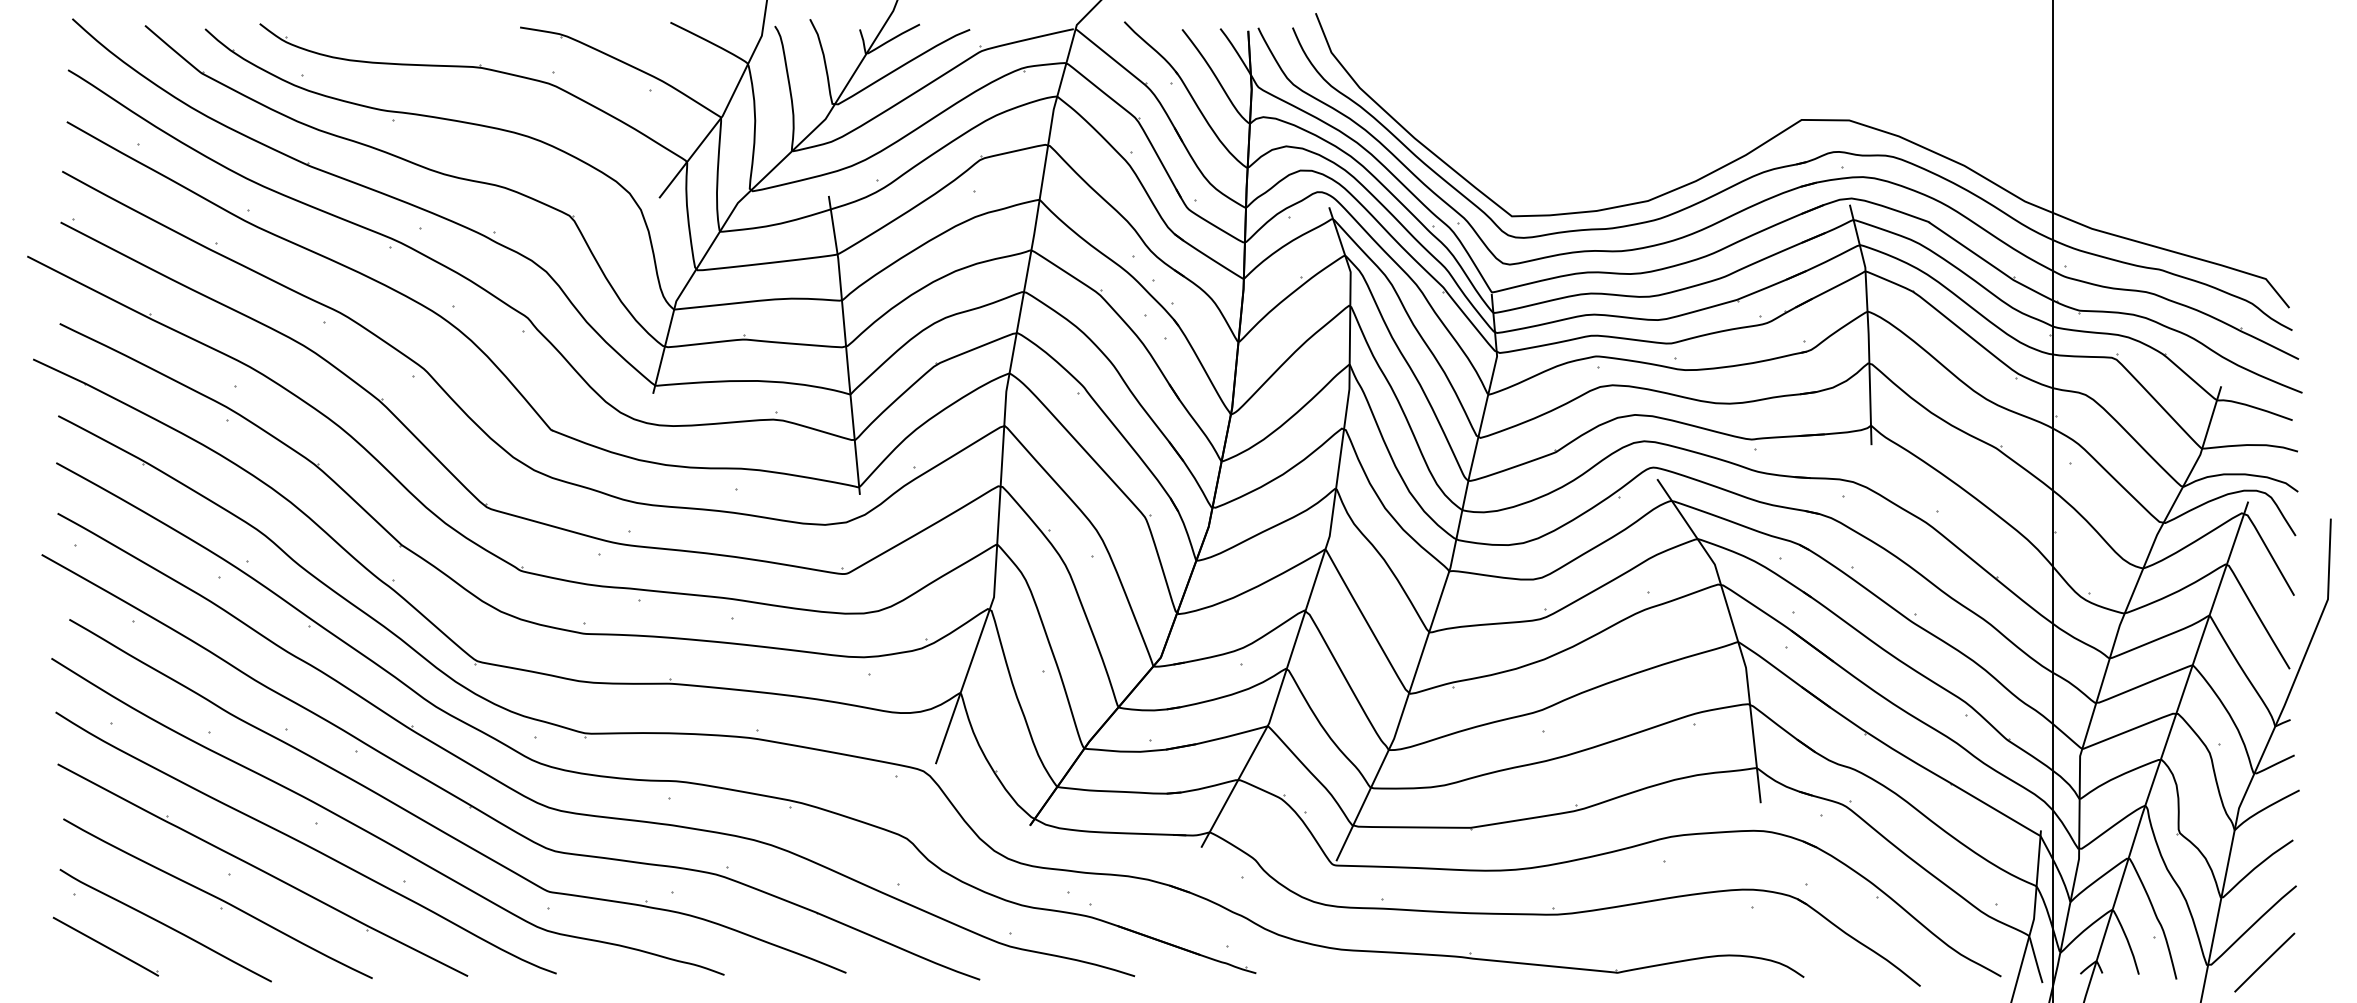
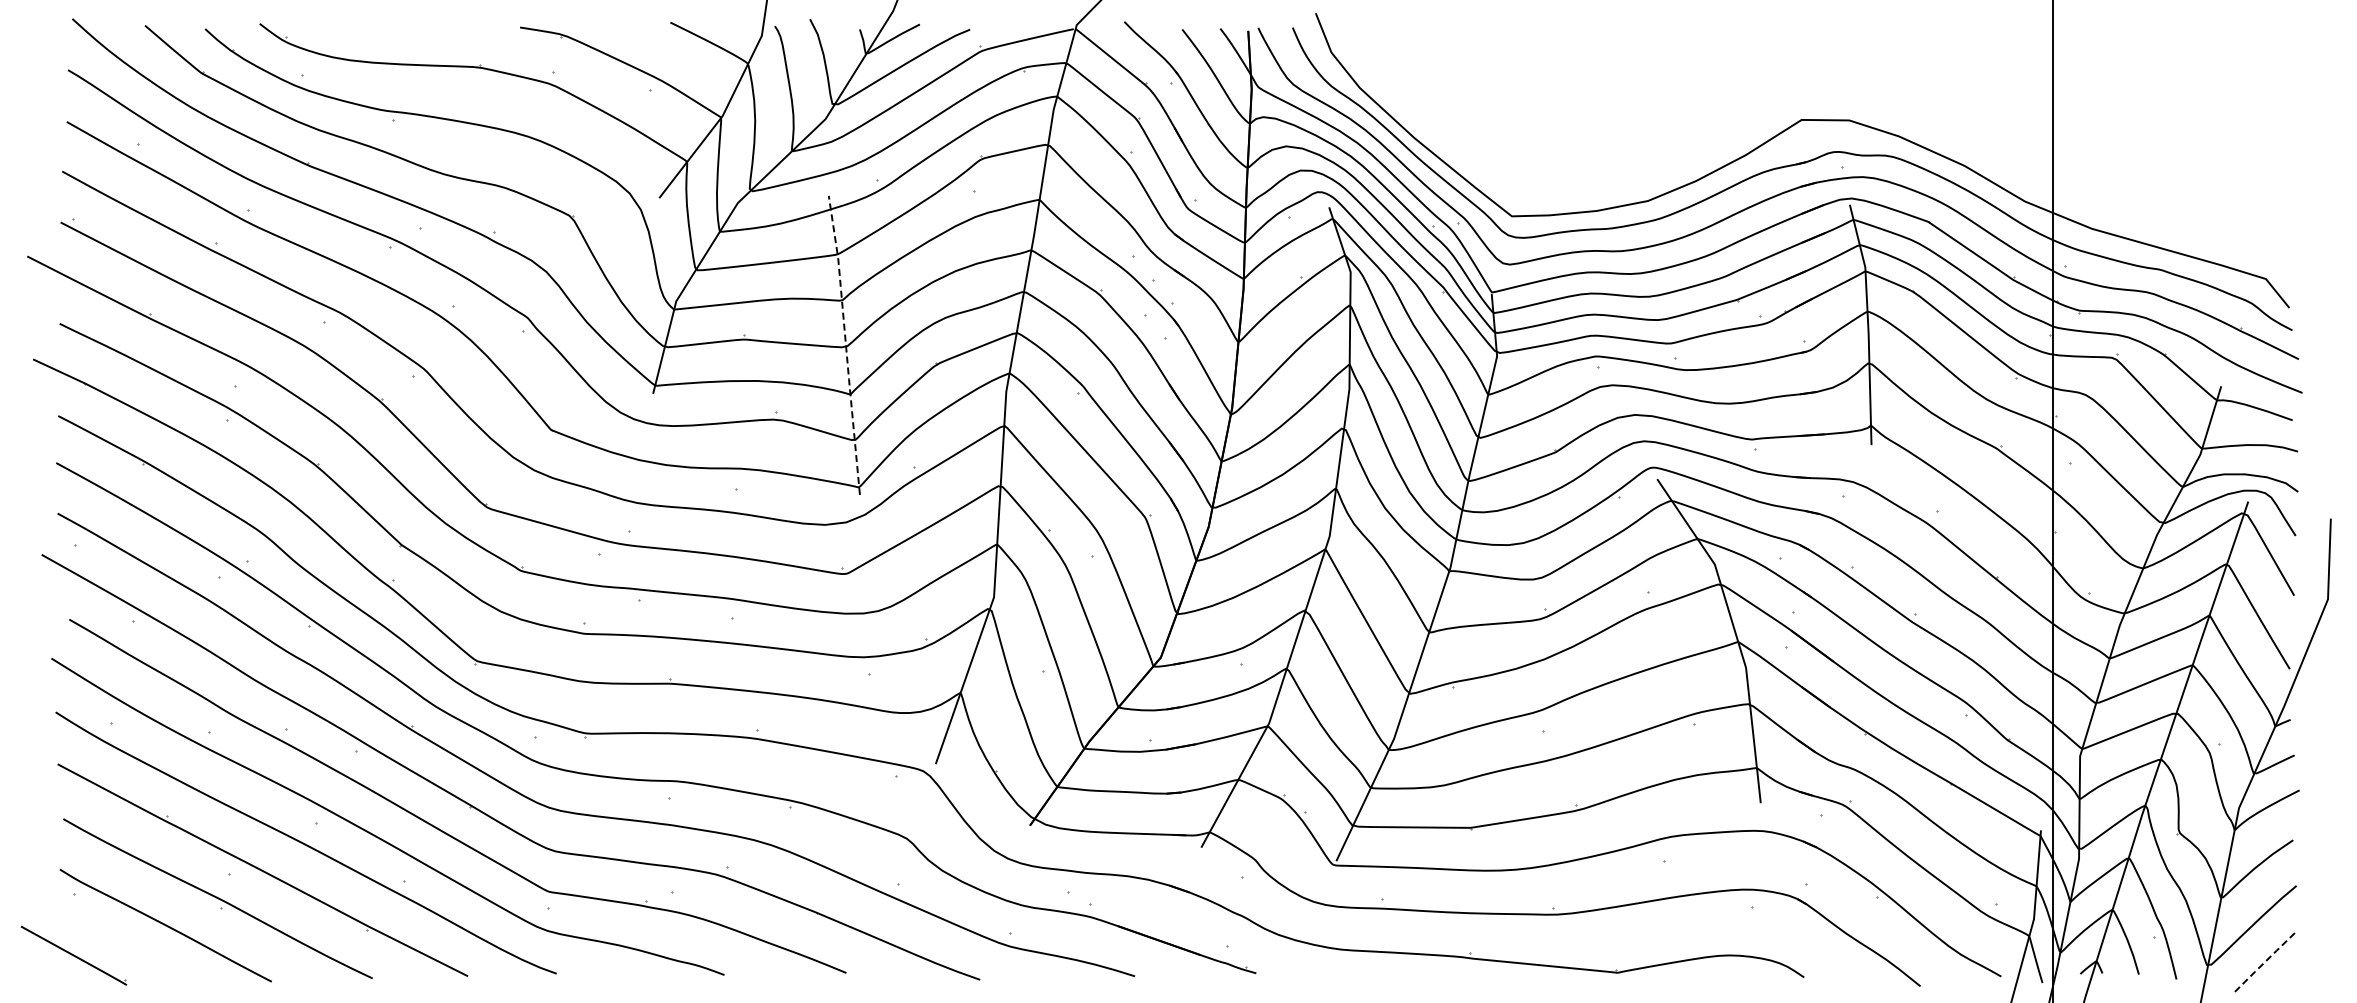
line: solid -> dashed (845, 345)
part position: (105, 946) -> (73, 955) (73, 955)
line: solid -> dashed (2264, 962)
